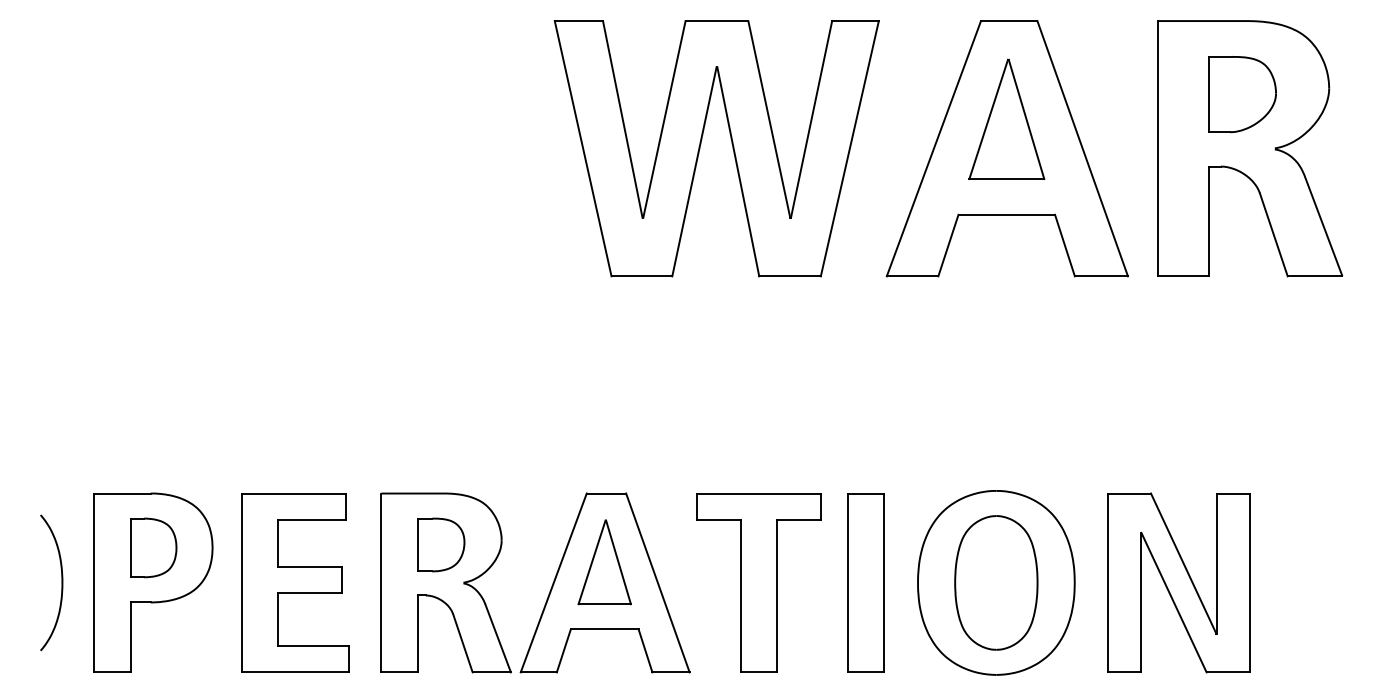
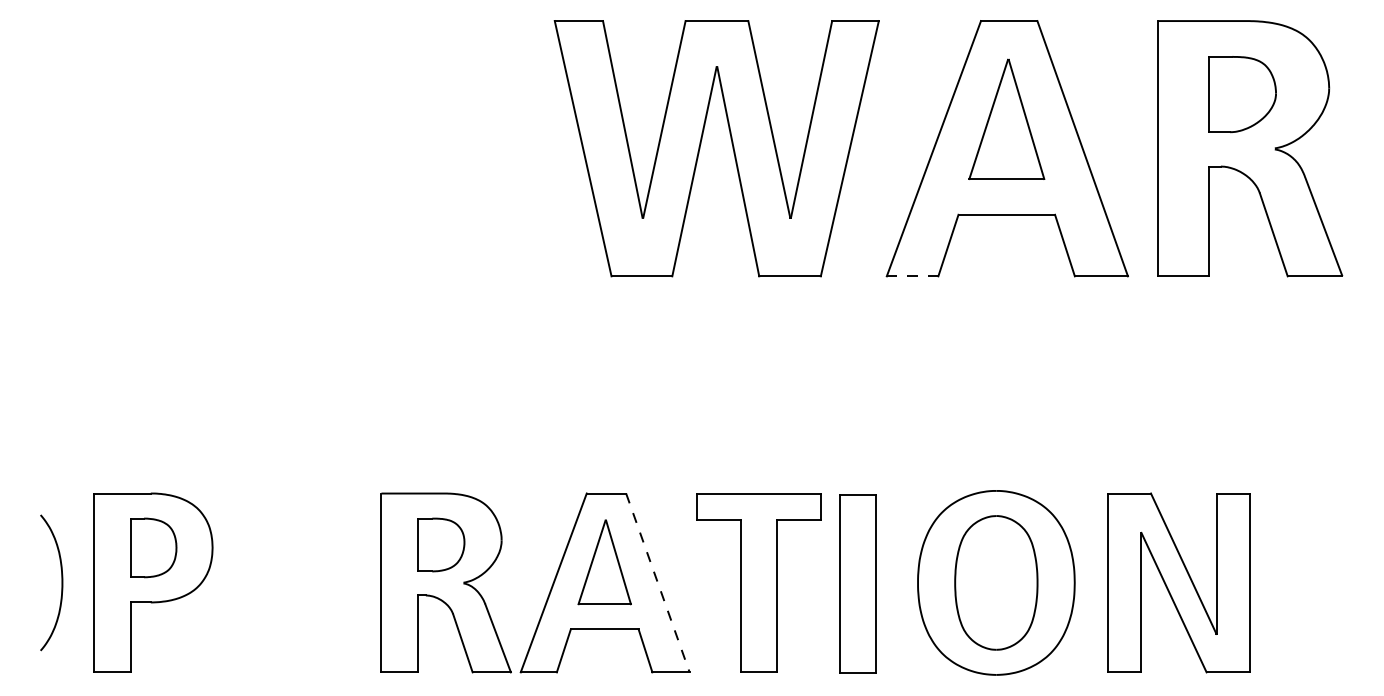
line: solid -> dashed (912, 276)
part: present -> none (295, 582)
line: solid -> dashed (657, 582)
part position: (865, 582) -> (857, 583) (857, 583)
